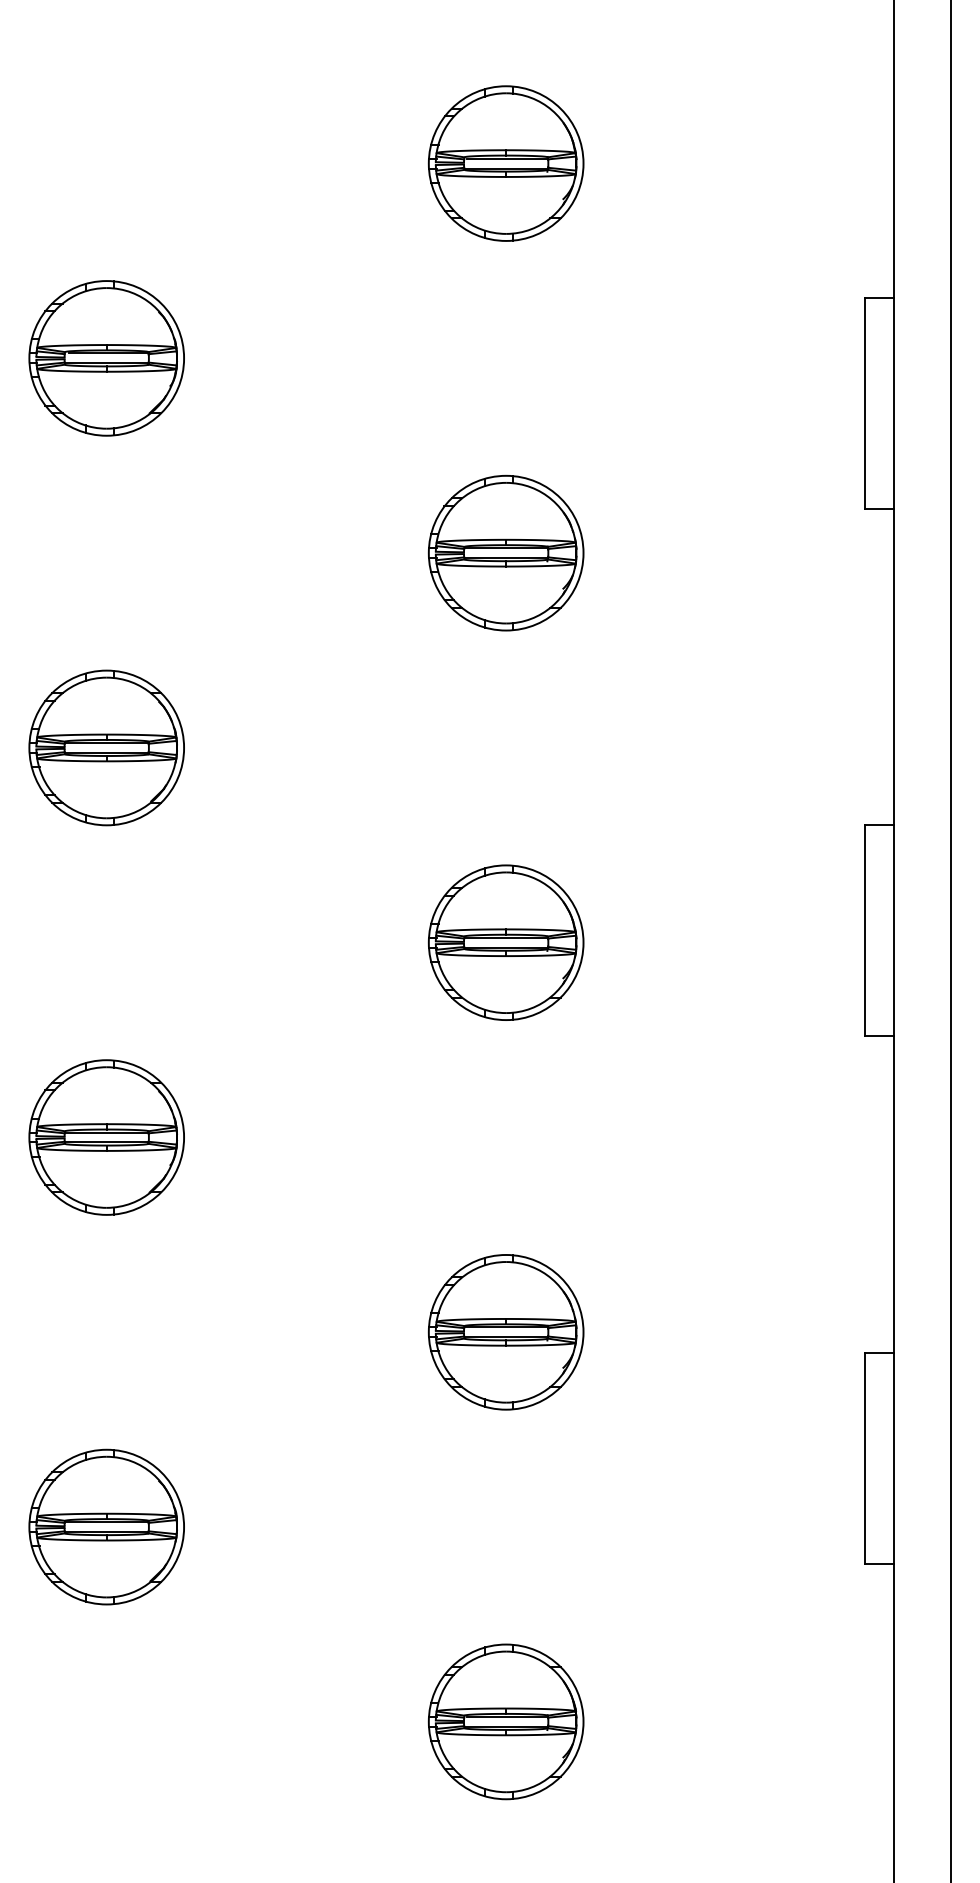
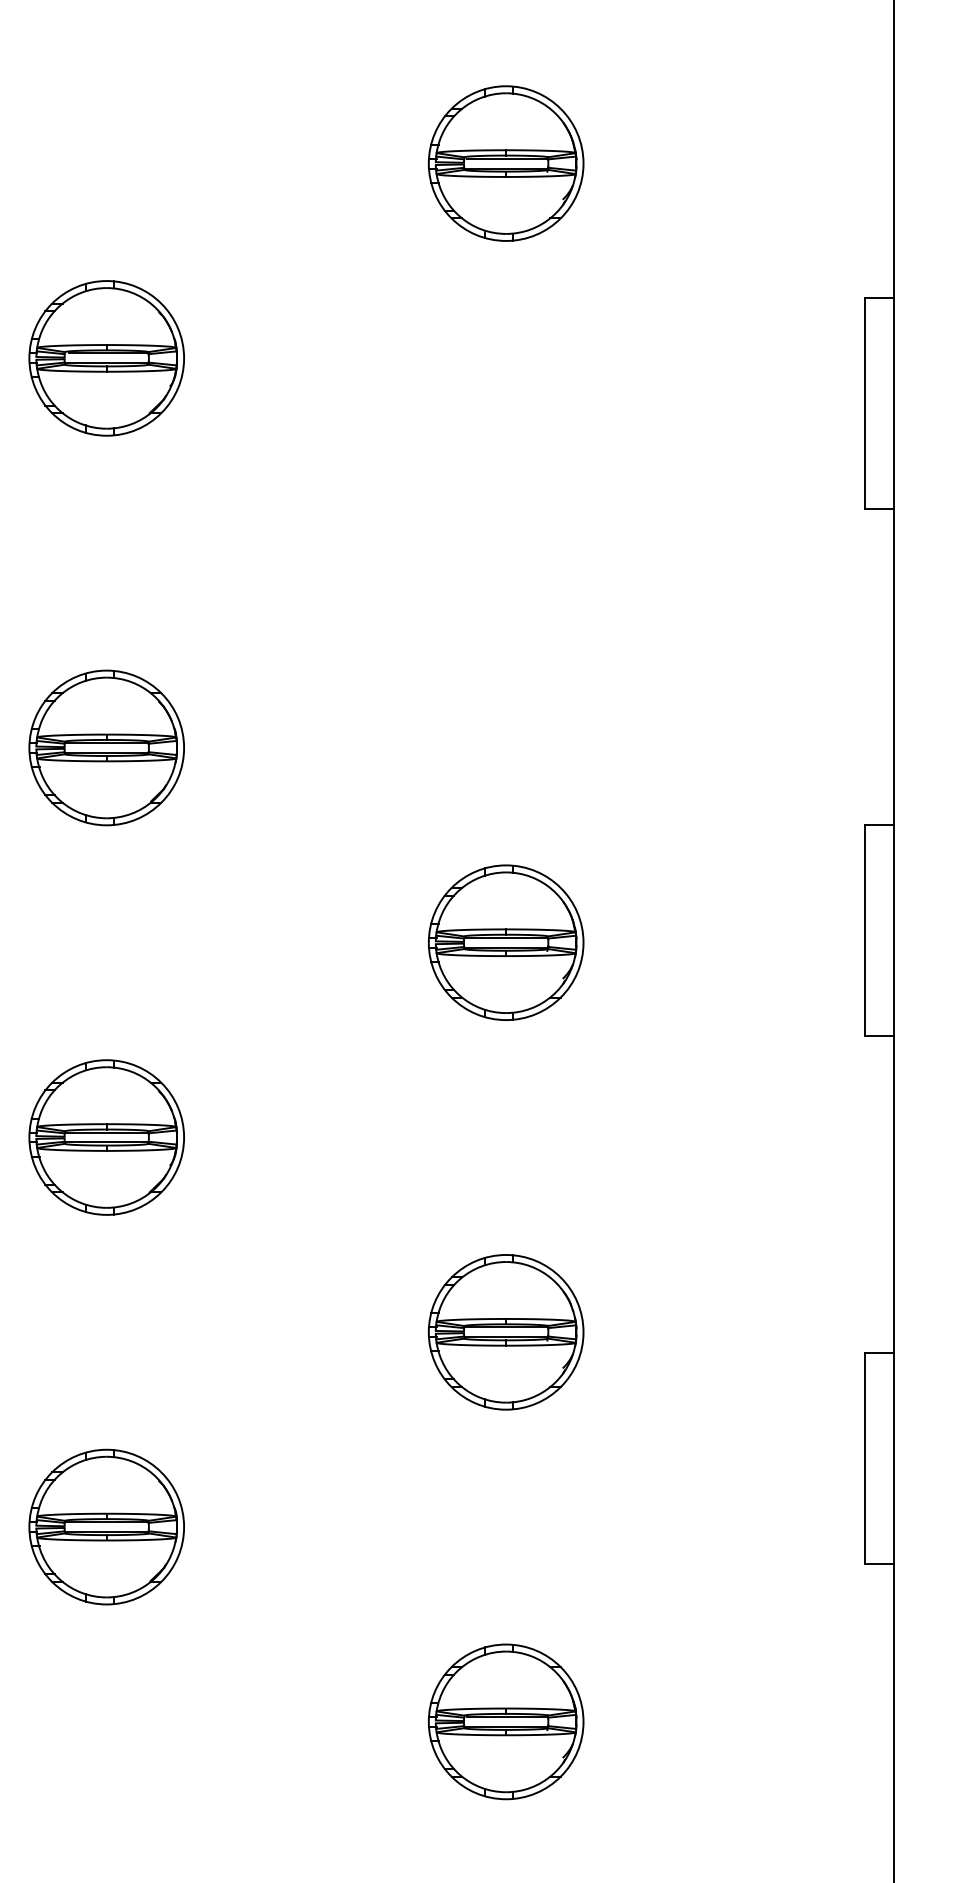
part: present -> none (505, 552)
line: present -> none (950, 940)
